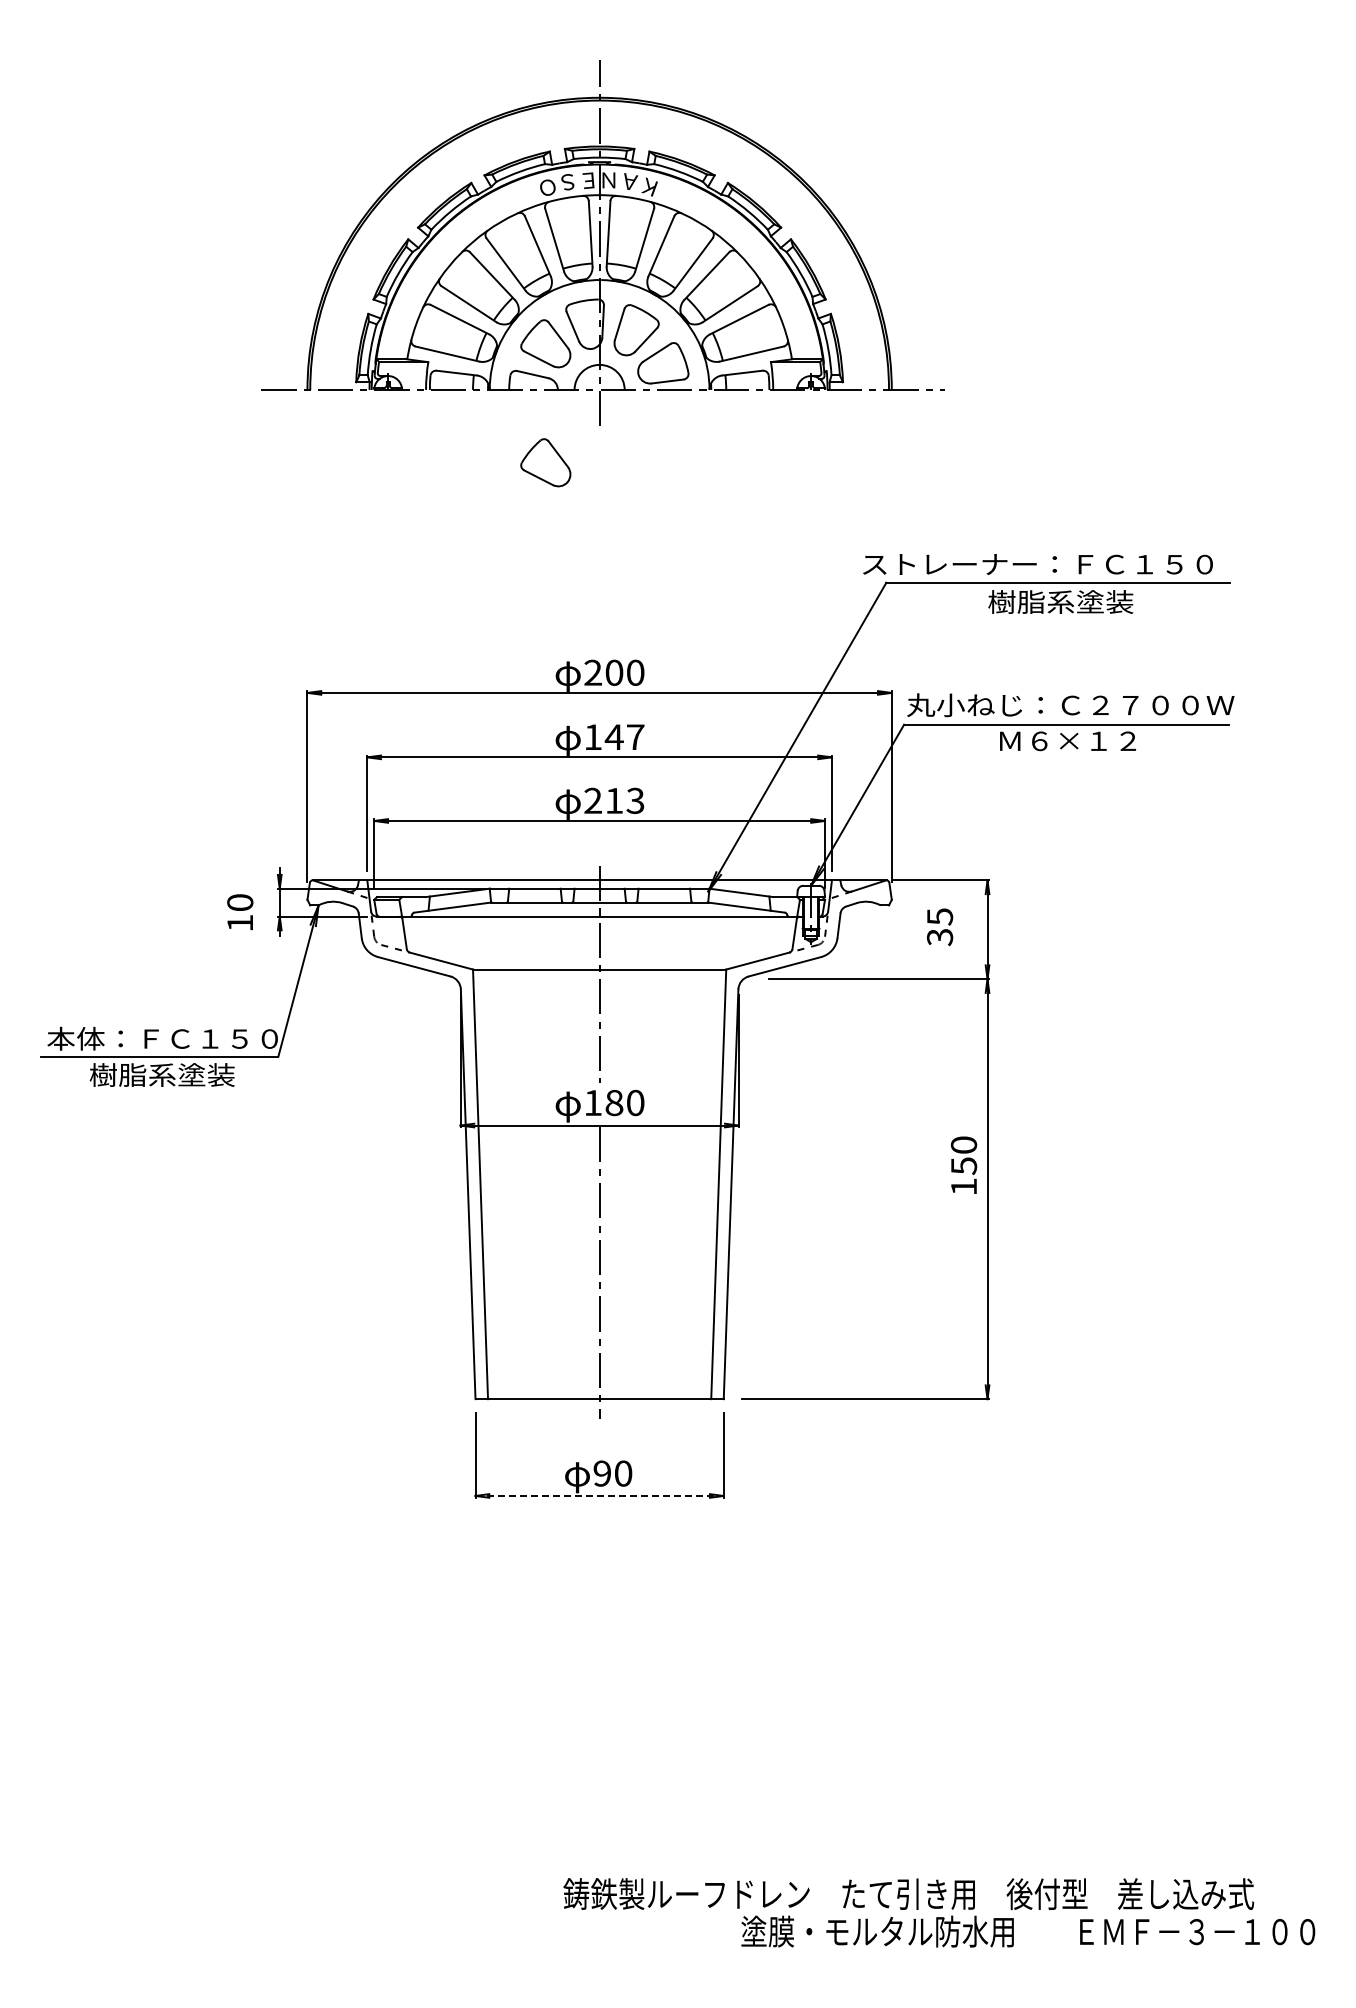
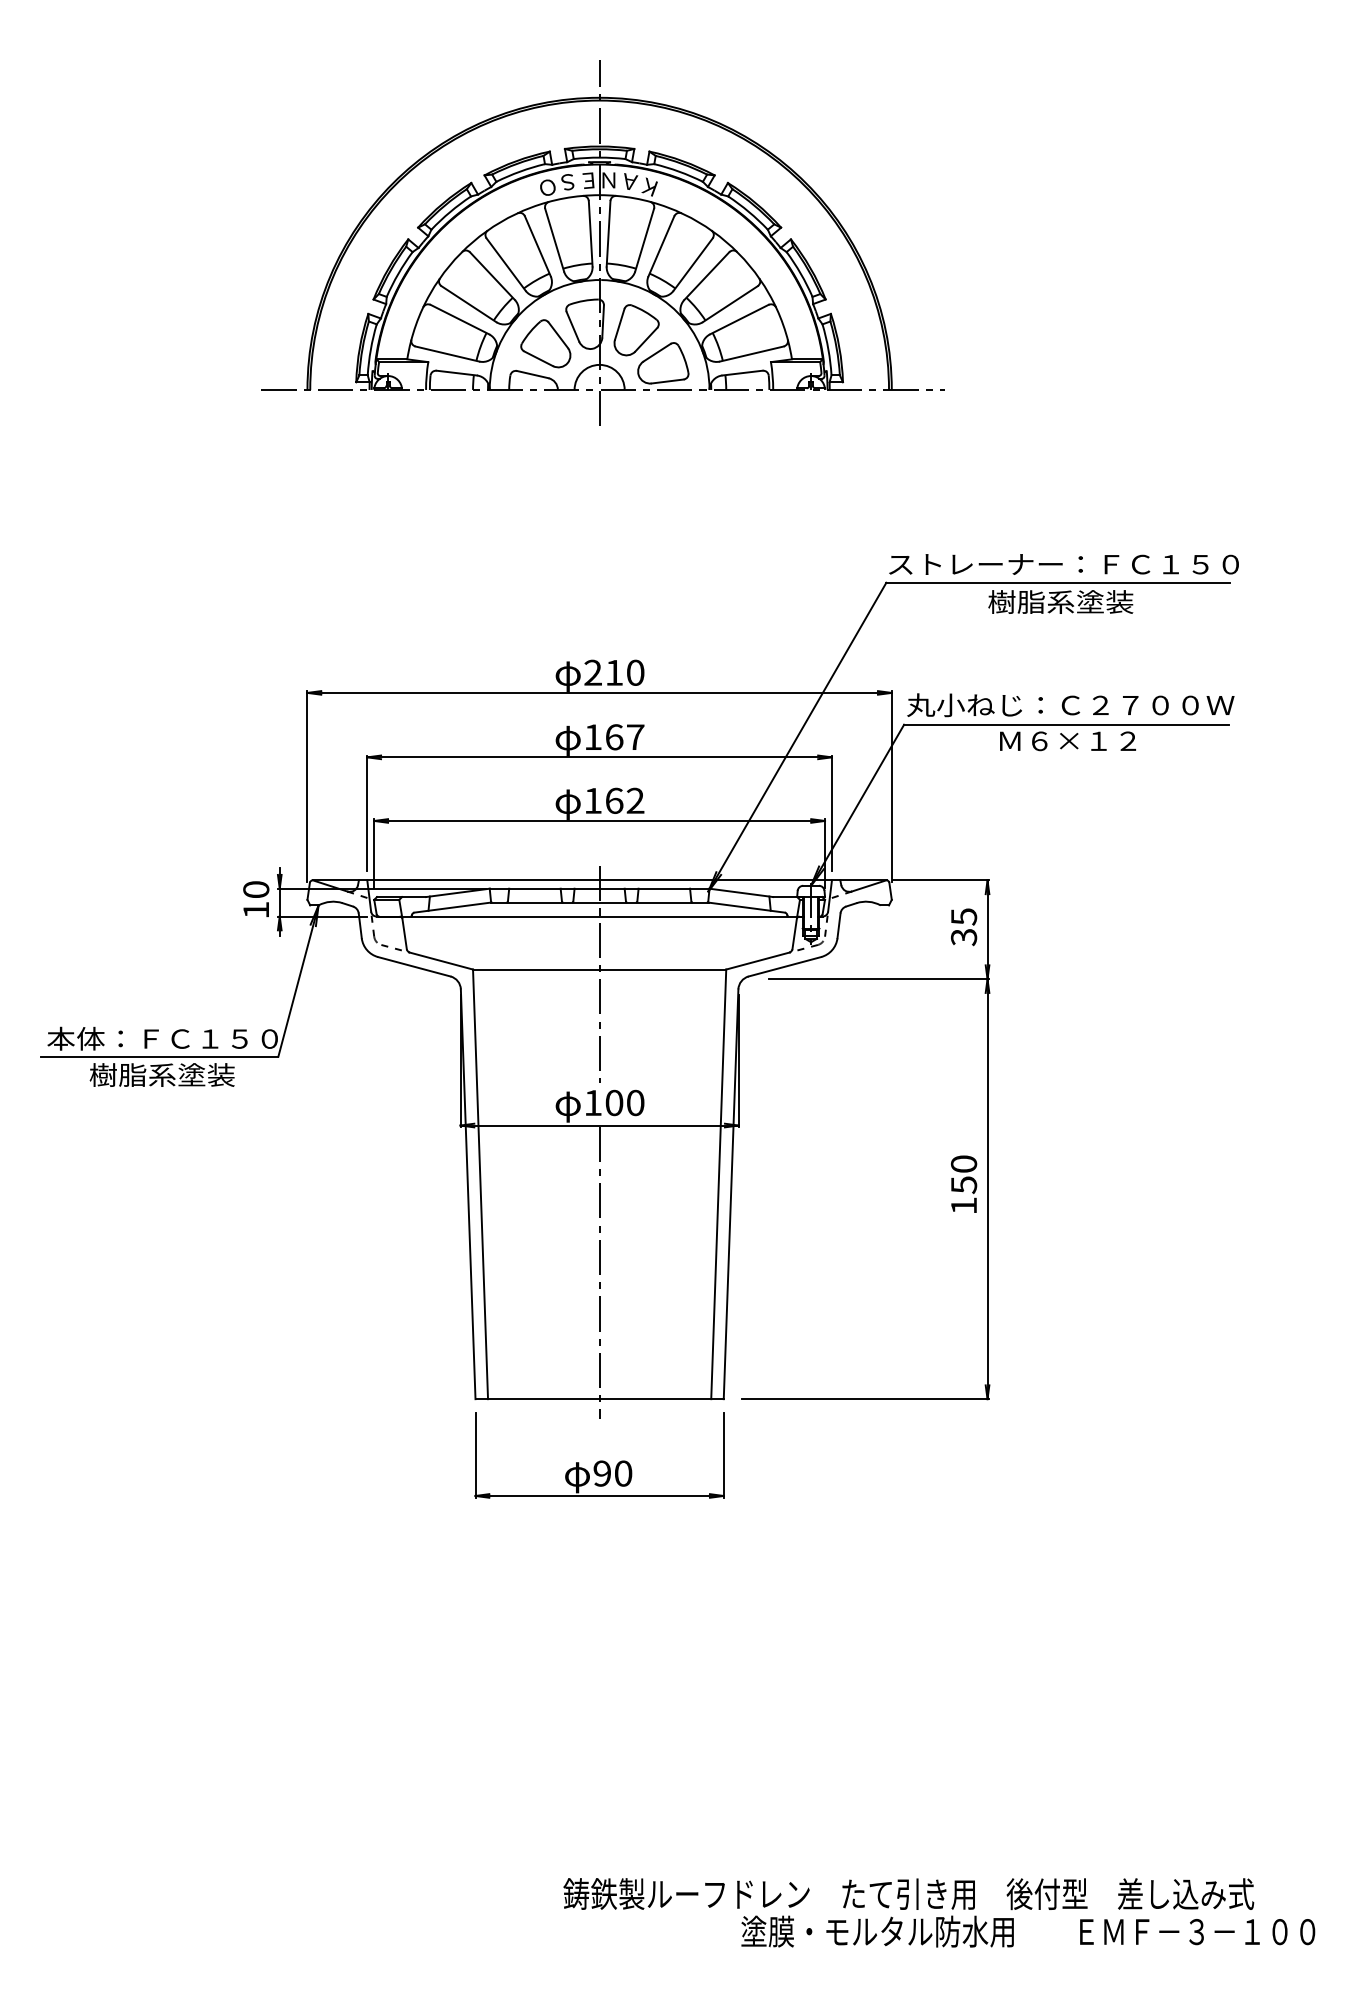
part: present -> none (545, 462)
text position: (1037, 564) -> (1063, 564) (1063, 564)
text: 200 -> 210 (614, 672)
text: 147 -> 167 (613, 737)
text: 213 -> 162 (614, 800)
text position: (240, 911) -> (256, 898) (256, 898)
text position: (940, 927) -> (964, 927) (964, 927)
text: 180 -> 100 (614, 1102)
text position: (964, 1164) -> (964, 1183) (964, 1183)
line: dashed -> solid (600, 1495)
